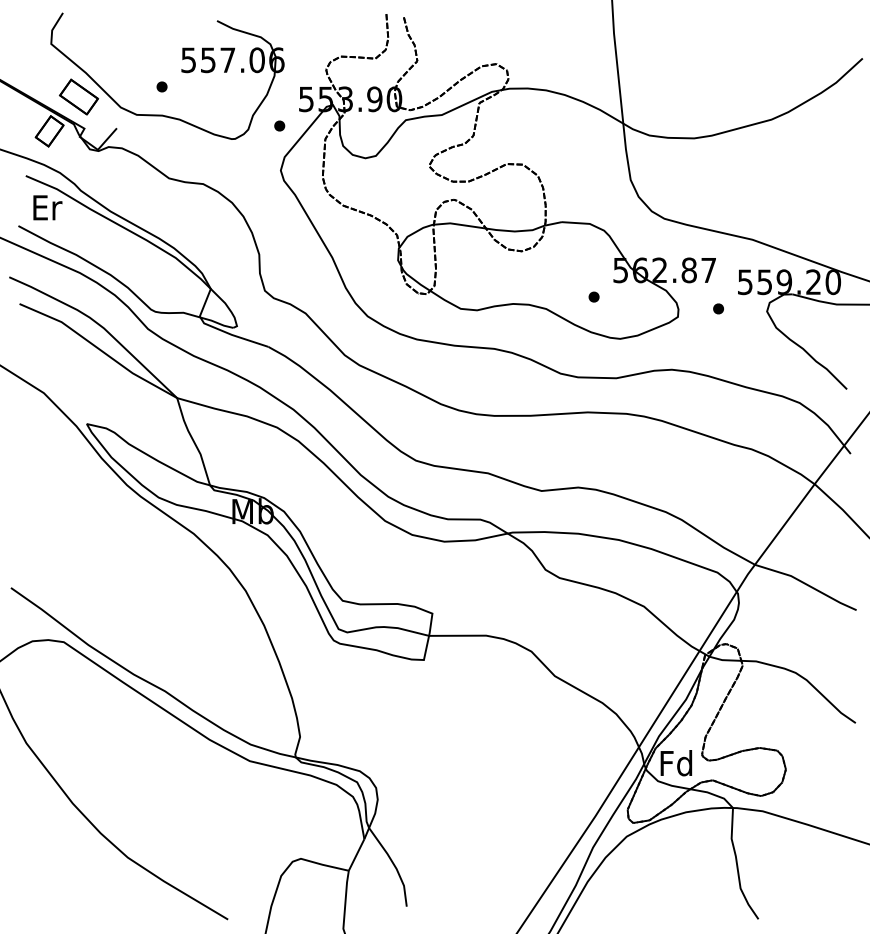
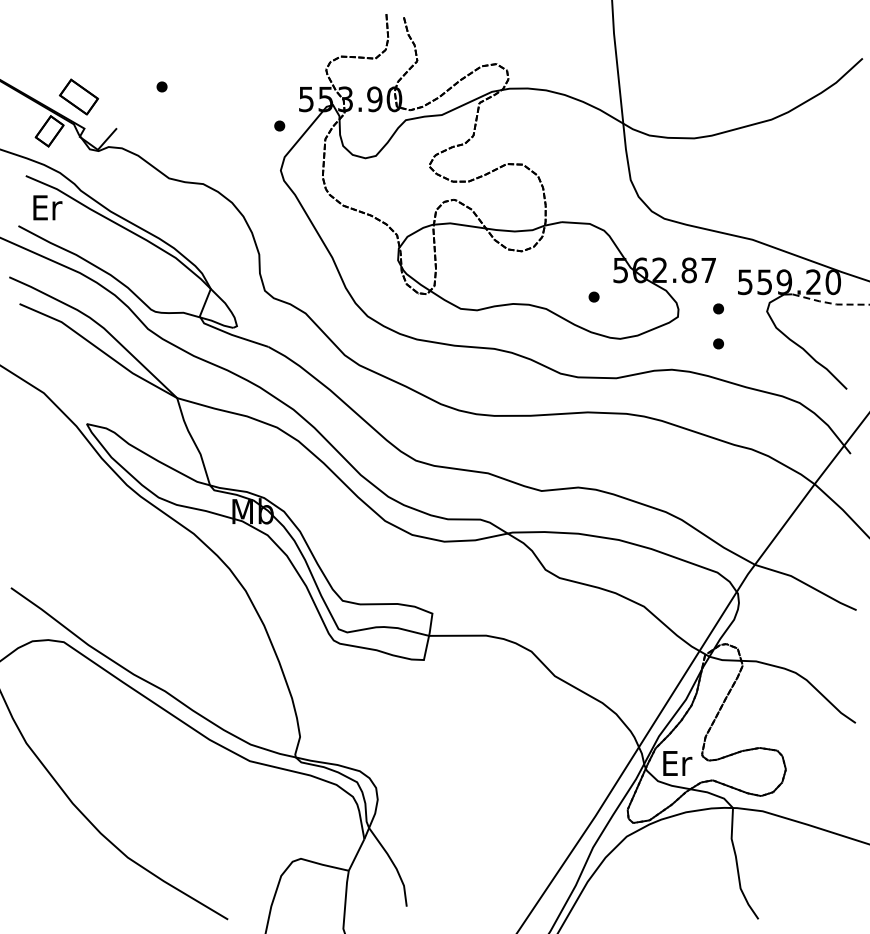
part: present -> none (181, 72)
line: solid -> dashed (829, 303)
part: none -> present (718, 343)
text: Fd -> Er (676, 763)
